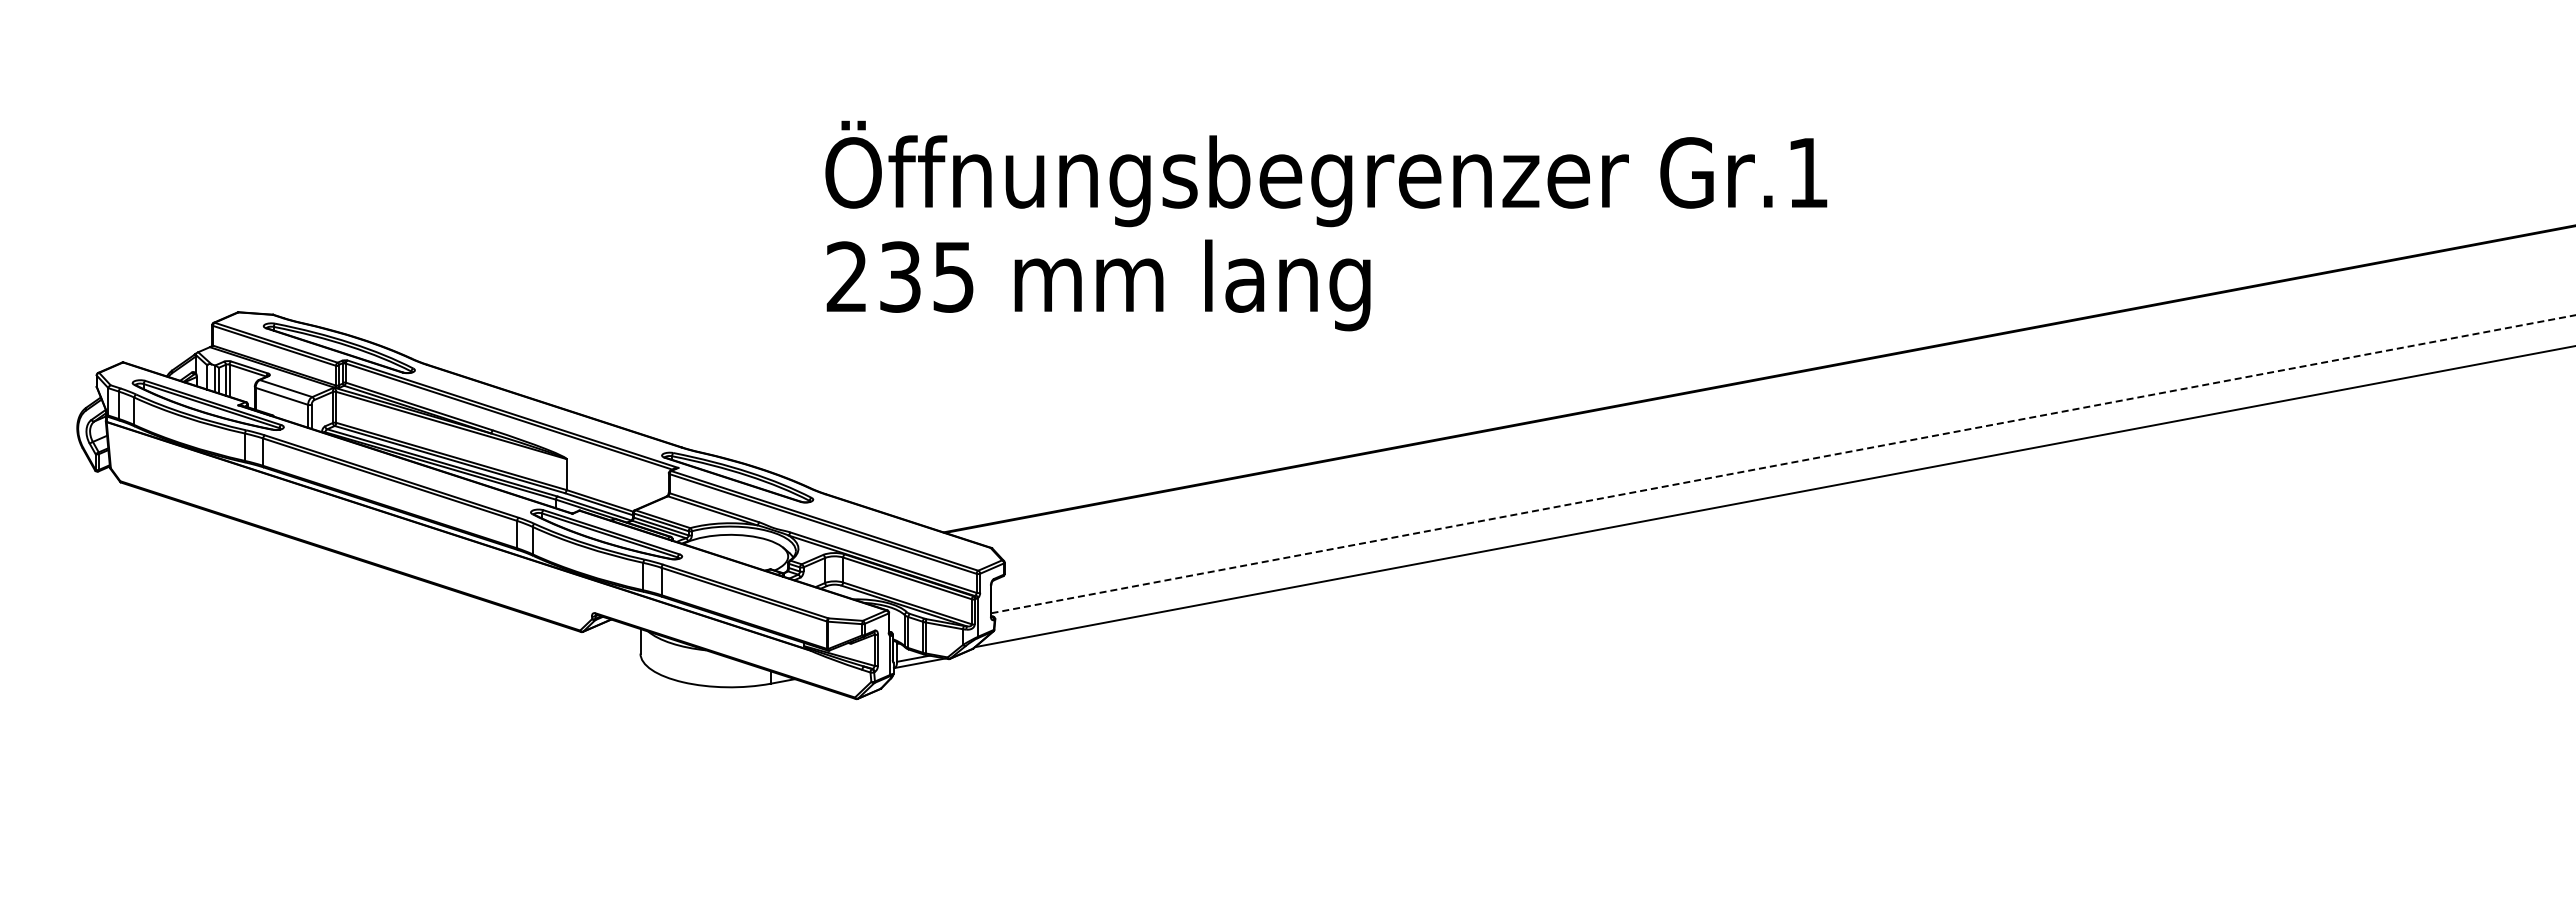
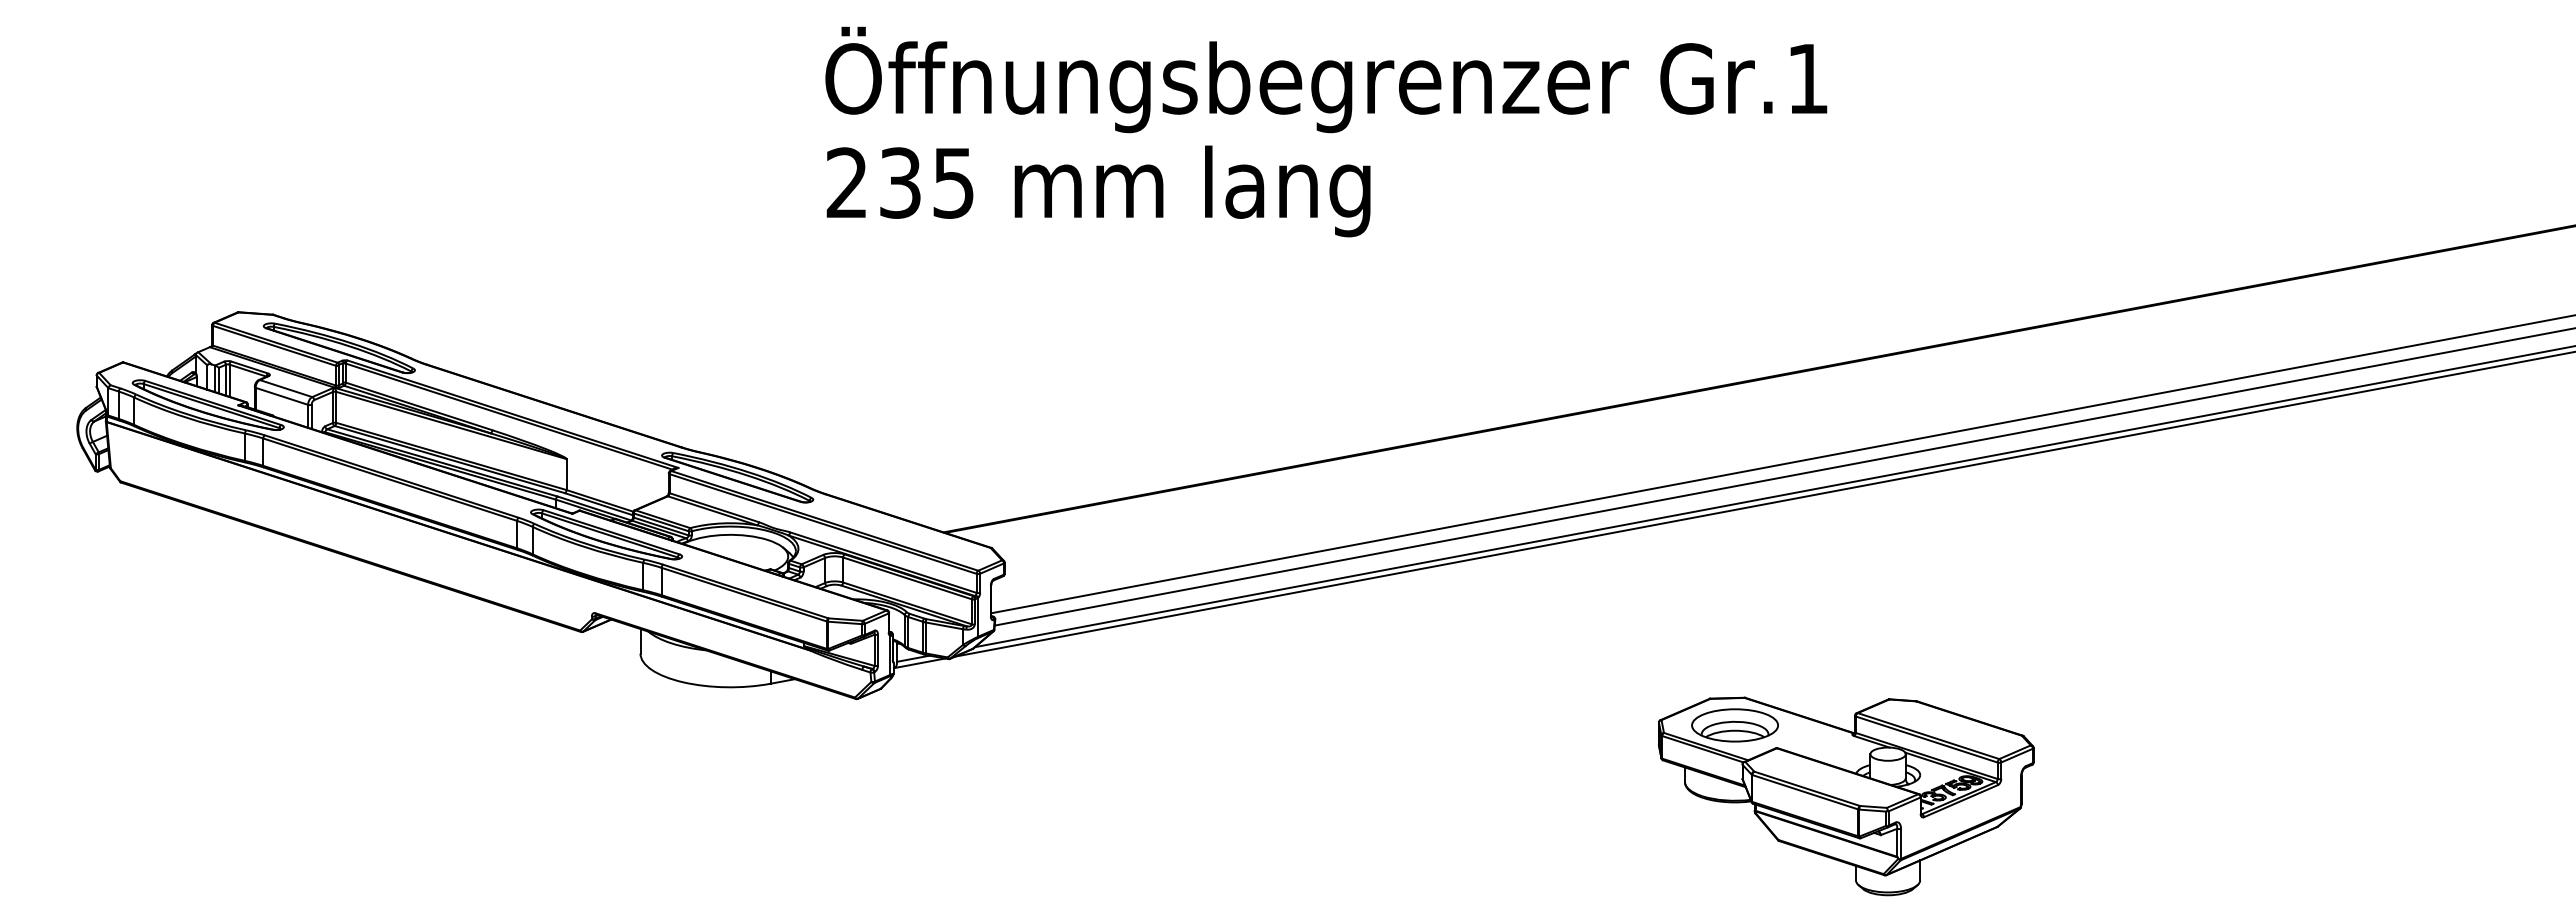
text position: (1326, 225) -> (1326, 131) (1326, 131)
line: dashed -> solid (1783, 464)
line: none -> present (1783, 476)
line: none -> present (1763, 504)
part: none -> present (1846, 796)
